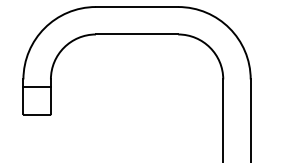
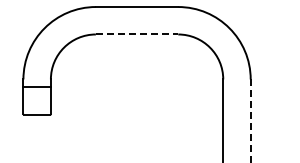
line: solid -> dashed (137, 34)
line: solid -> dashed (250, 121)
